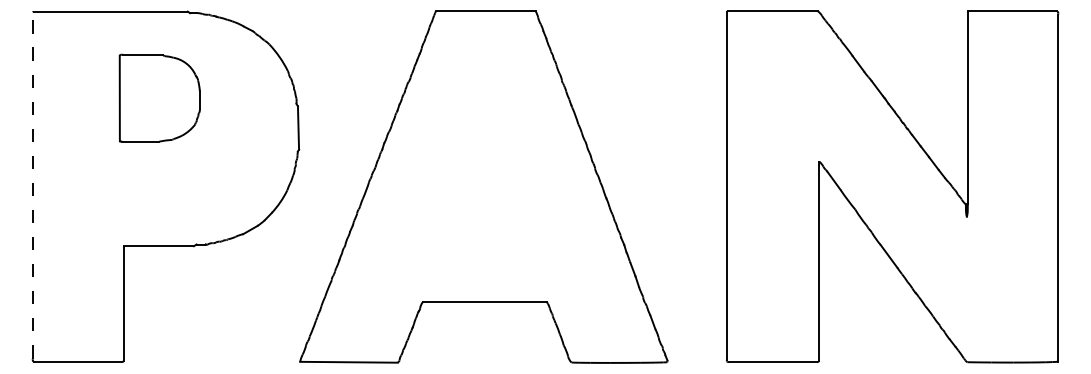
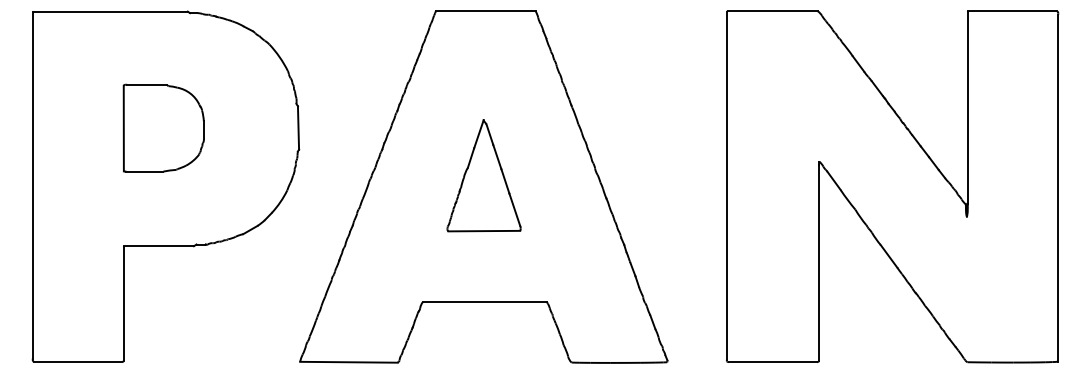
part position: (159, 97) -> (163, 127) (163, 127)
part: none -> present (483, 175)
line: dashed -> solid (32, 184)
